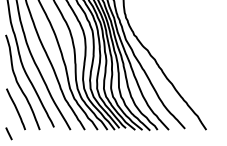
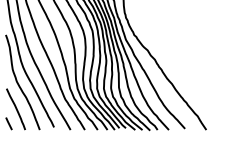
line position: (8, 133) -> (8, 123) (8, 123)
